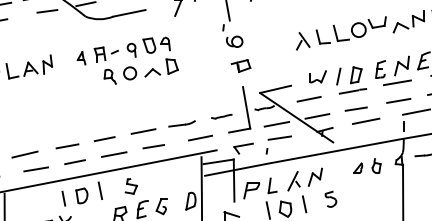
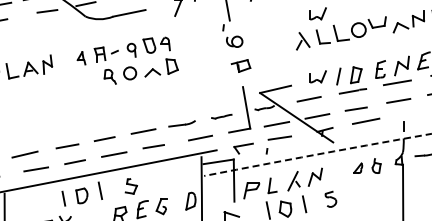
part: none -> present (317, 13)
line: present -> none (415, 111)
arc: solid -> dashed (317, 154)
